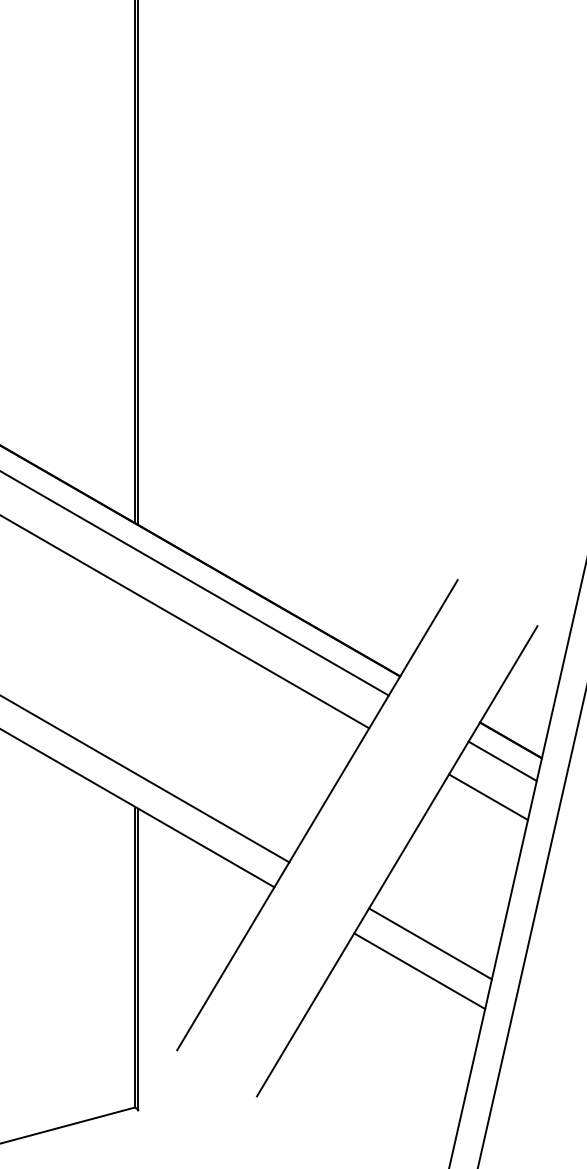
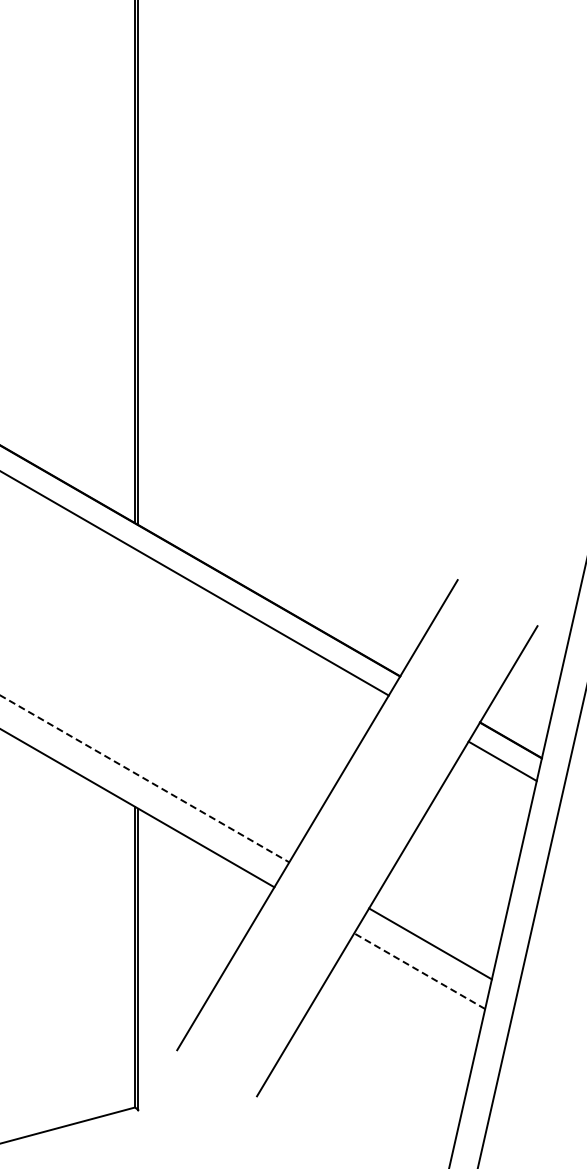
line: present -> none (185, 622)
line: solid -> dashed (144, 778)
line: present -> none (488, 797)
line: solid -> dashed (419, 971)
